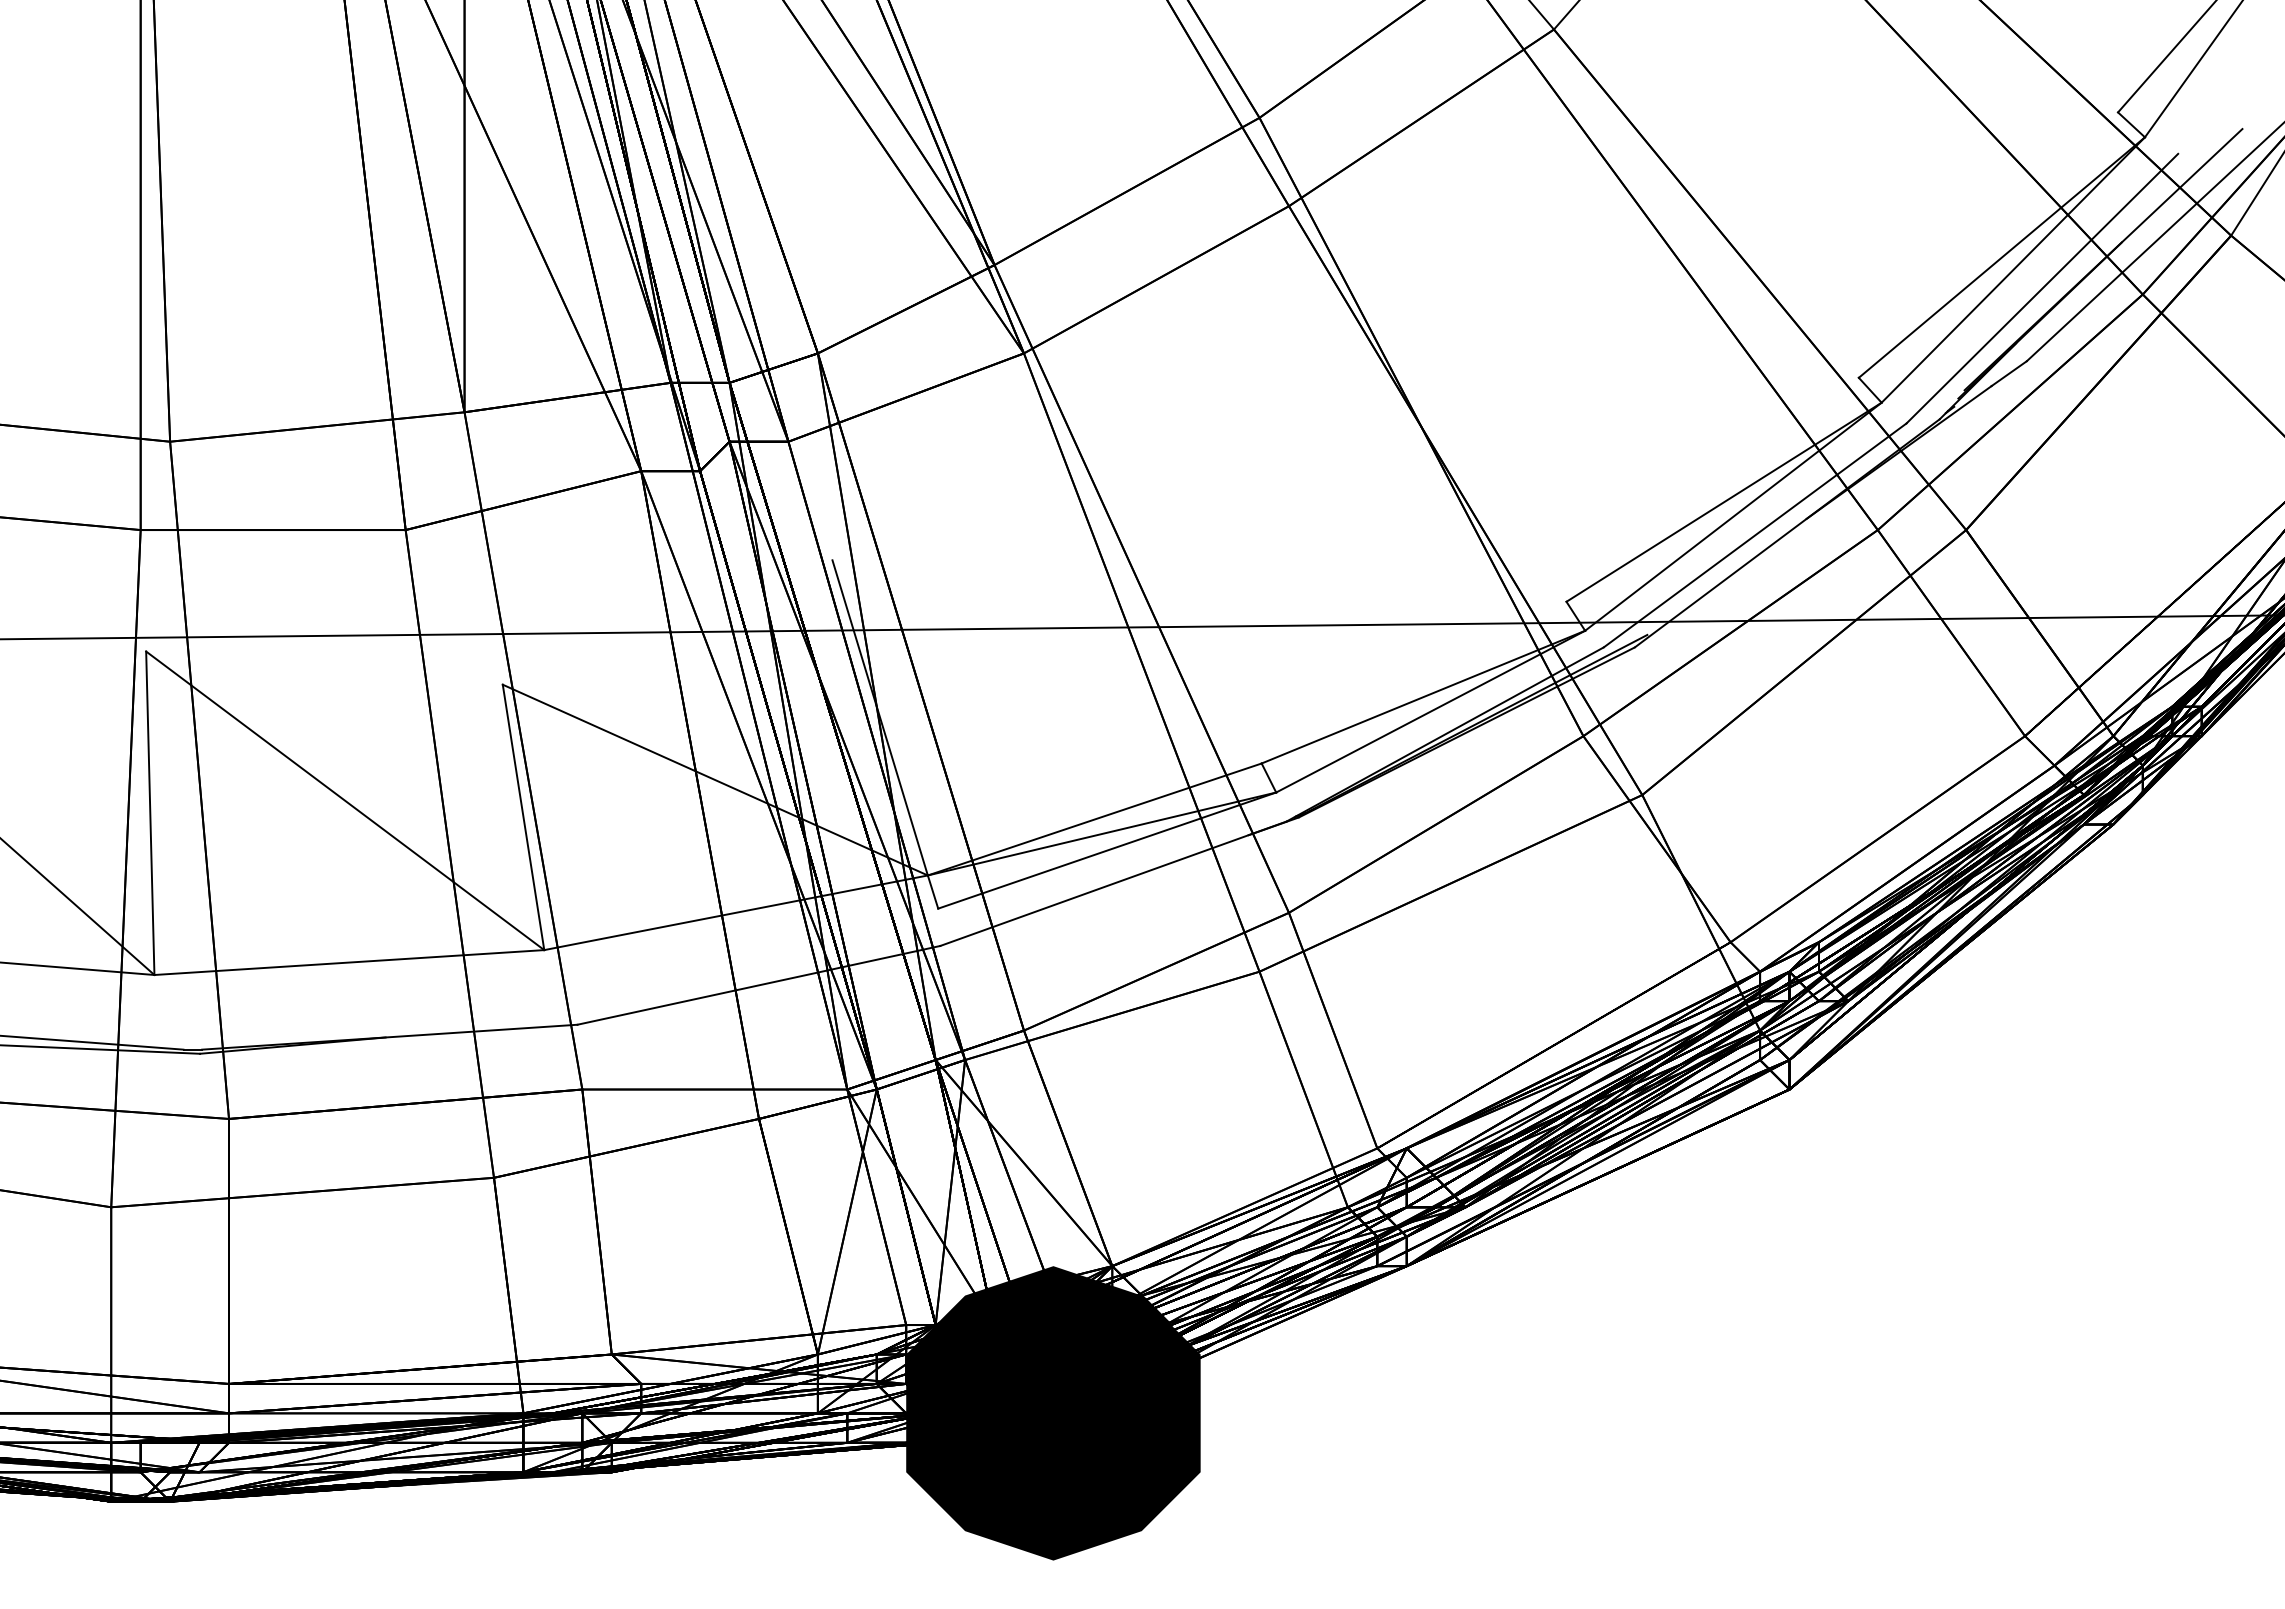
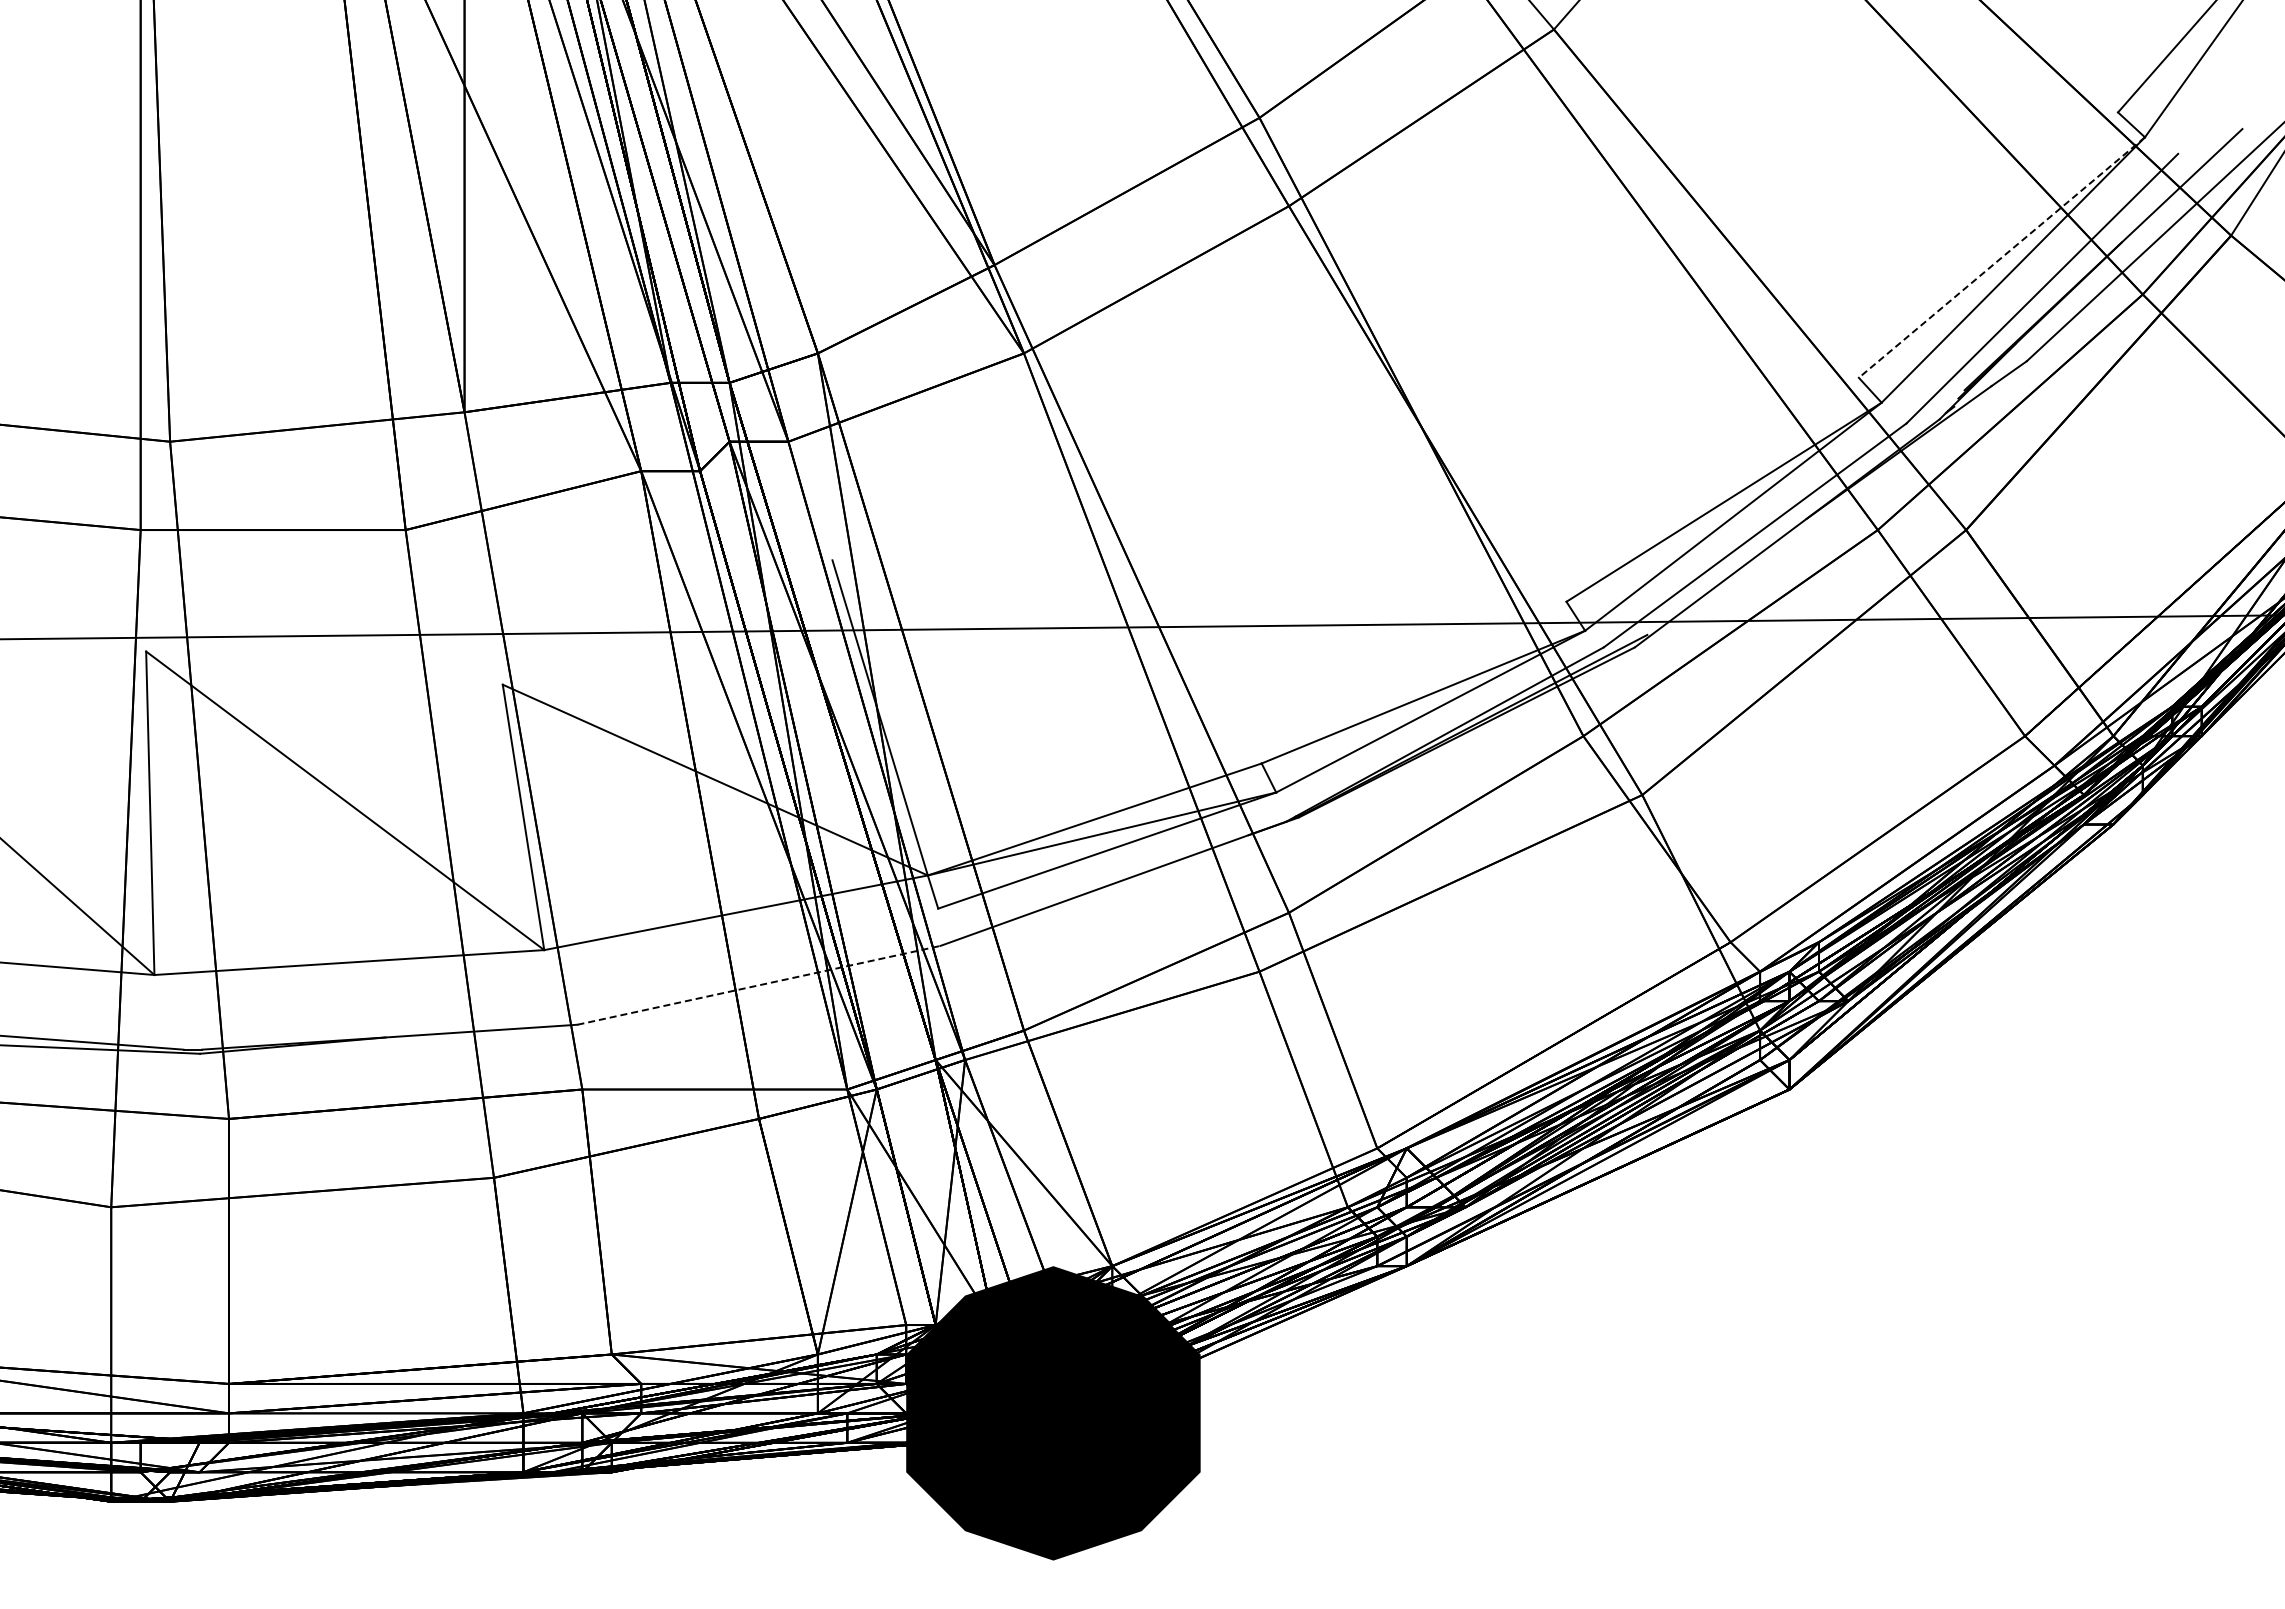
line: solid -> dashed (2001, 257)
line: solid -> dashed (758, 985)
